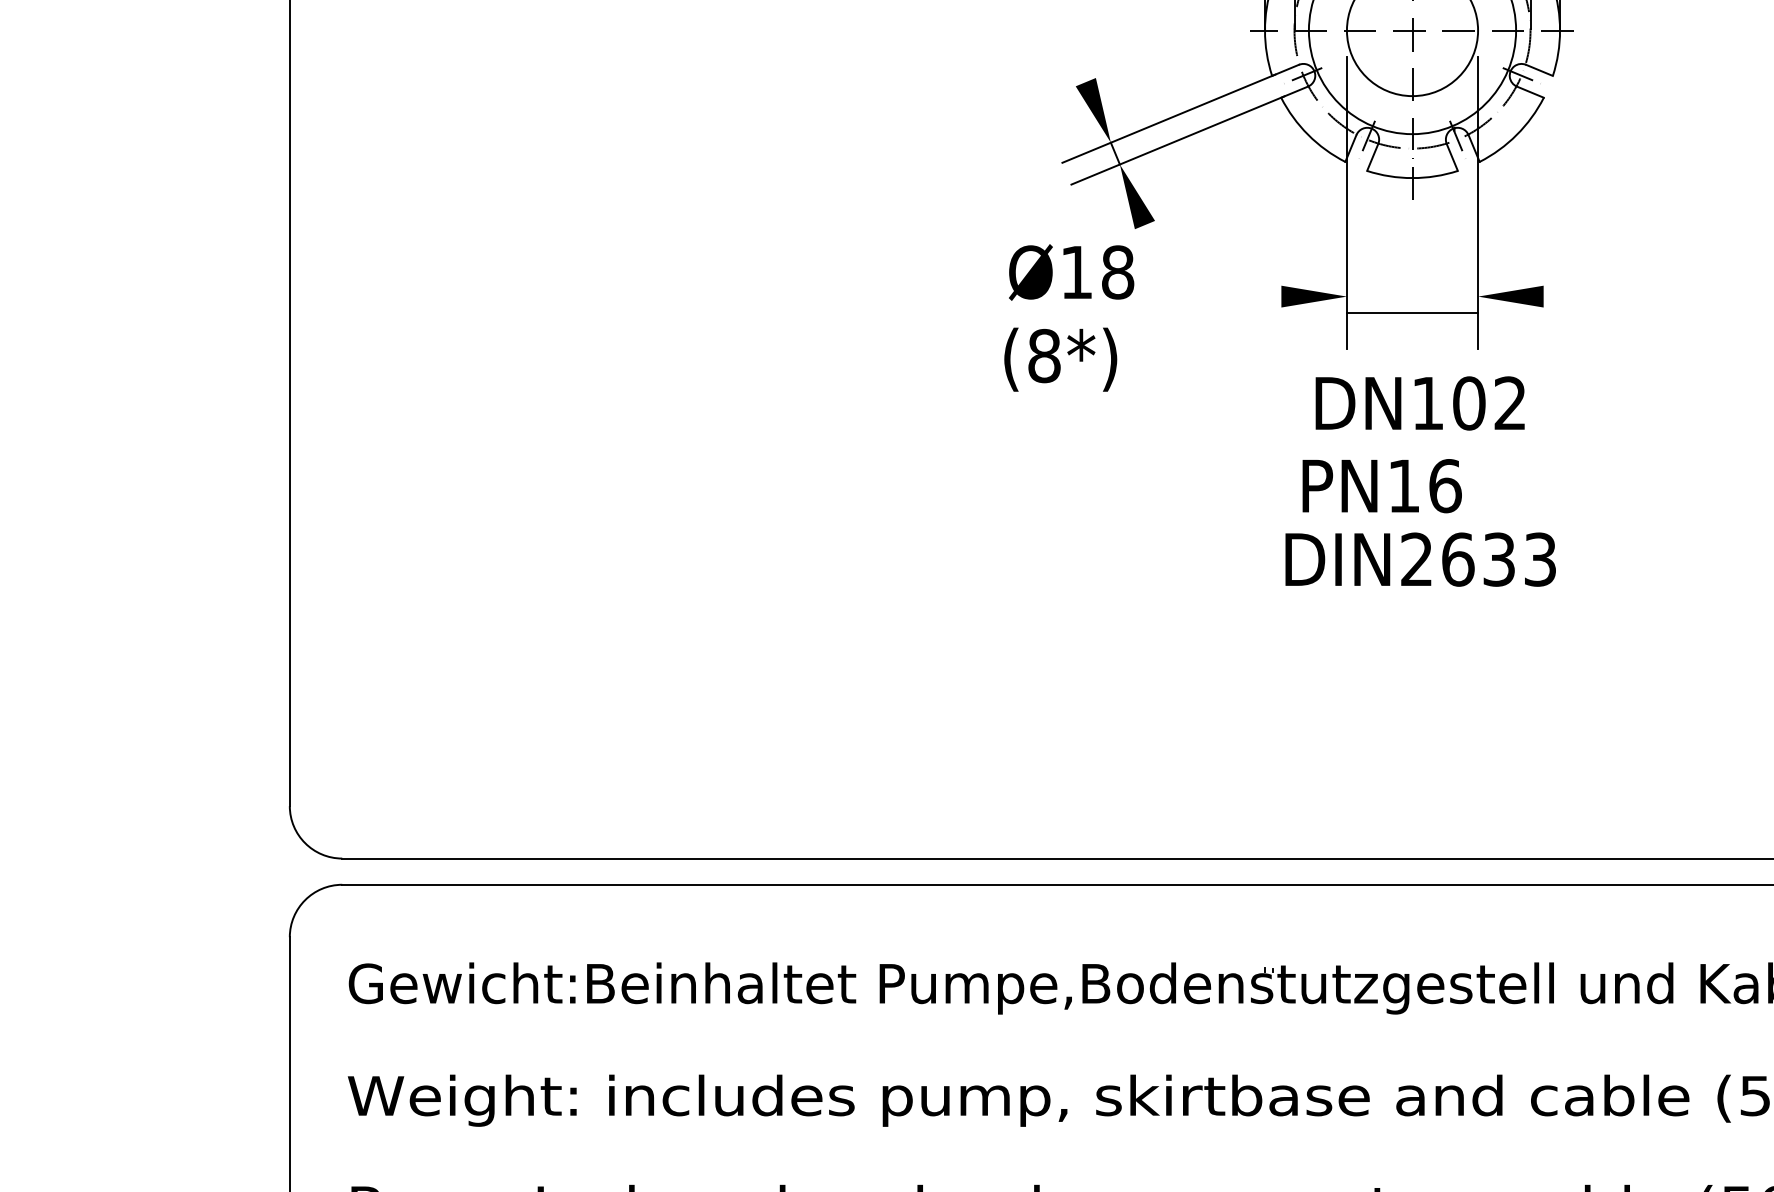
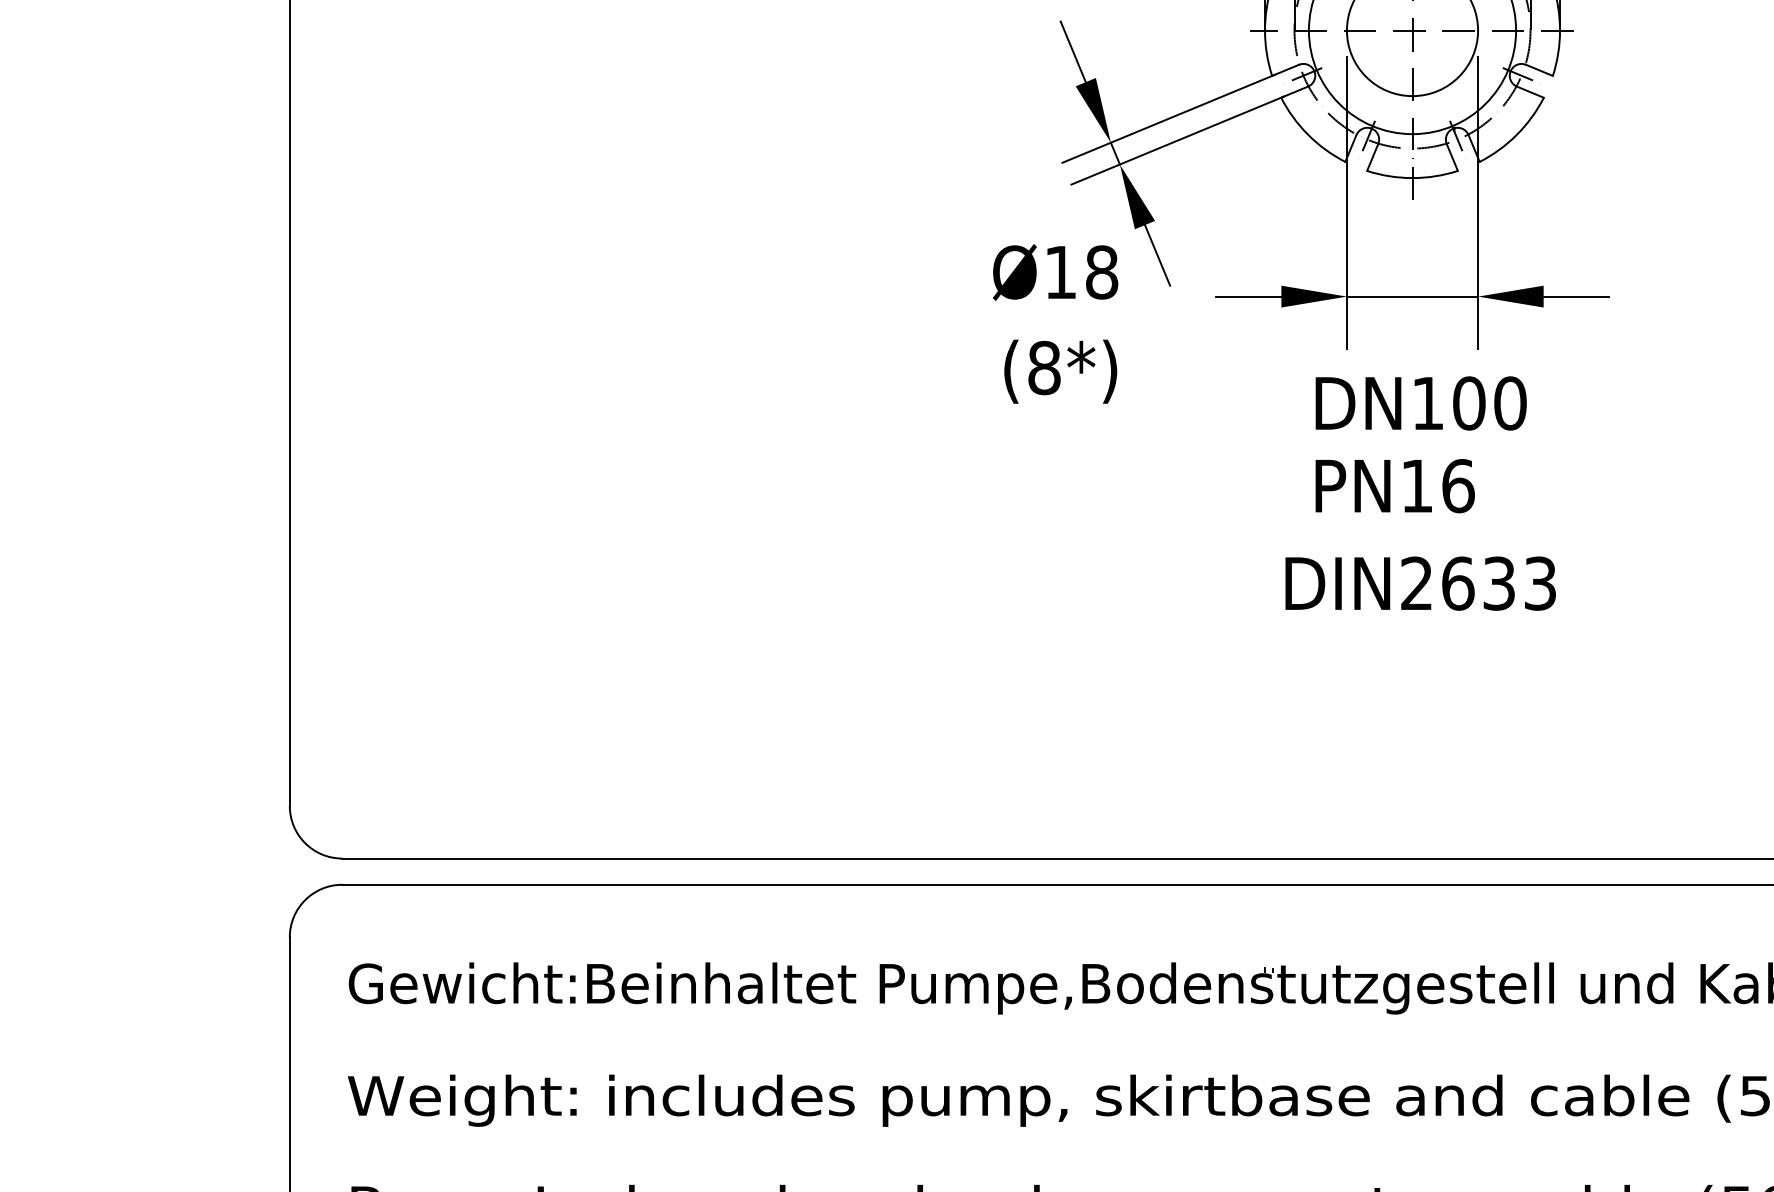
line: none -> present (1072, 51)
line: none -> present (1157, 255)
text position: (1071, 272) -> (1055, 272) (1055, 272)
line: none -> present (1248, 296)
line: none -> present (1576, 296)
line position: (1412, 312) -> (1412, 296) (1412, 296)
text position: (1060, 359) -> (1060, 371) (1060, 371)
text: DN102 -> DN100 (1510, 403)
text position: (1381, 486) -> (1394, 486) (1394, 486)
text position: (1420, 559) -> (1420, 583) (1420, 583)
